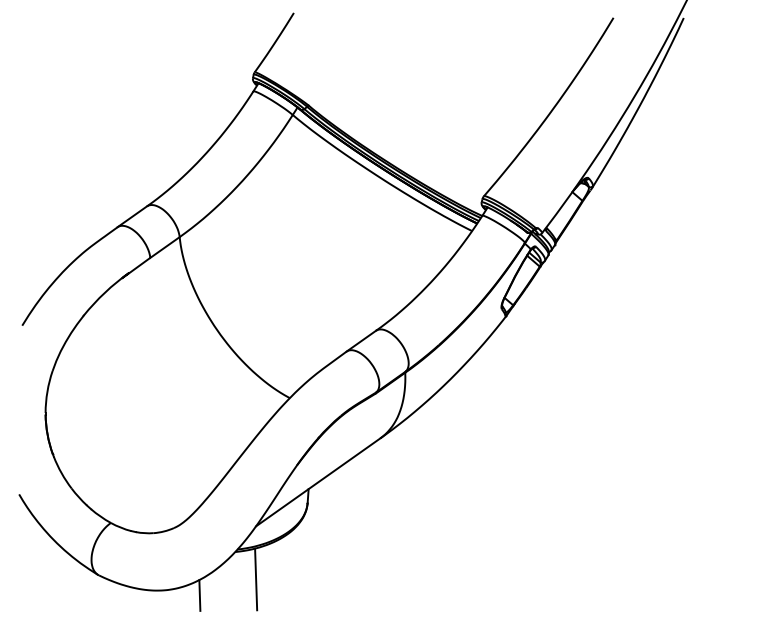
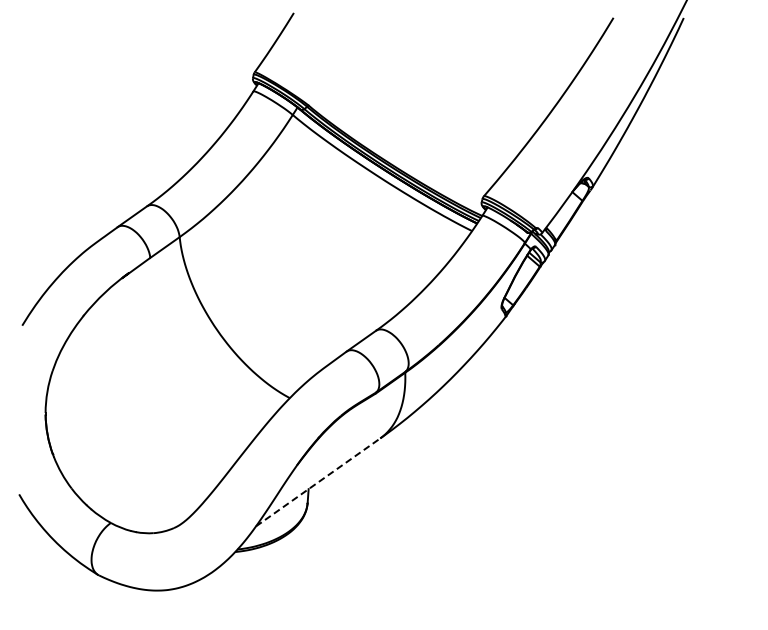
line: solid -> dashed (318, 482)
line: present -> none (256, 579)
line: present -> none (199, 595)
